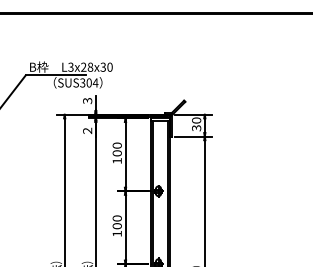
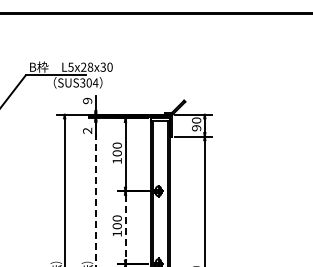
text: L3x28x30 -> L5x28x30 (70, 66)
text: 3 -> 9 (87, 100)
text: 30 -> 90 (196, 128)
line: solid -> dashed (95, 194)
line: solid -> dashed (125, 227)
